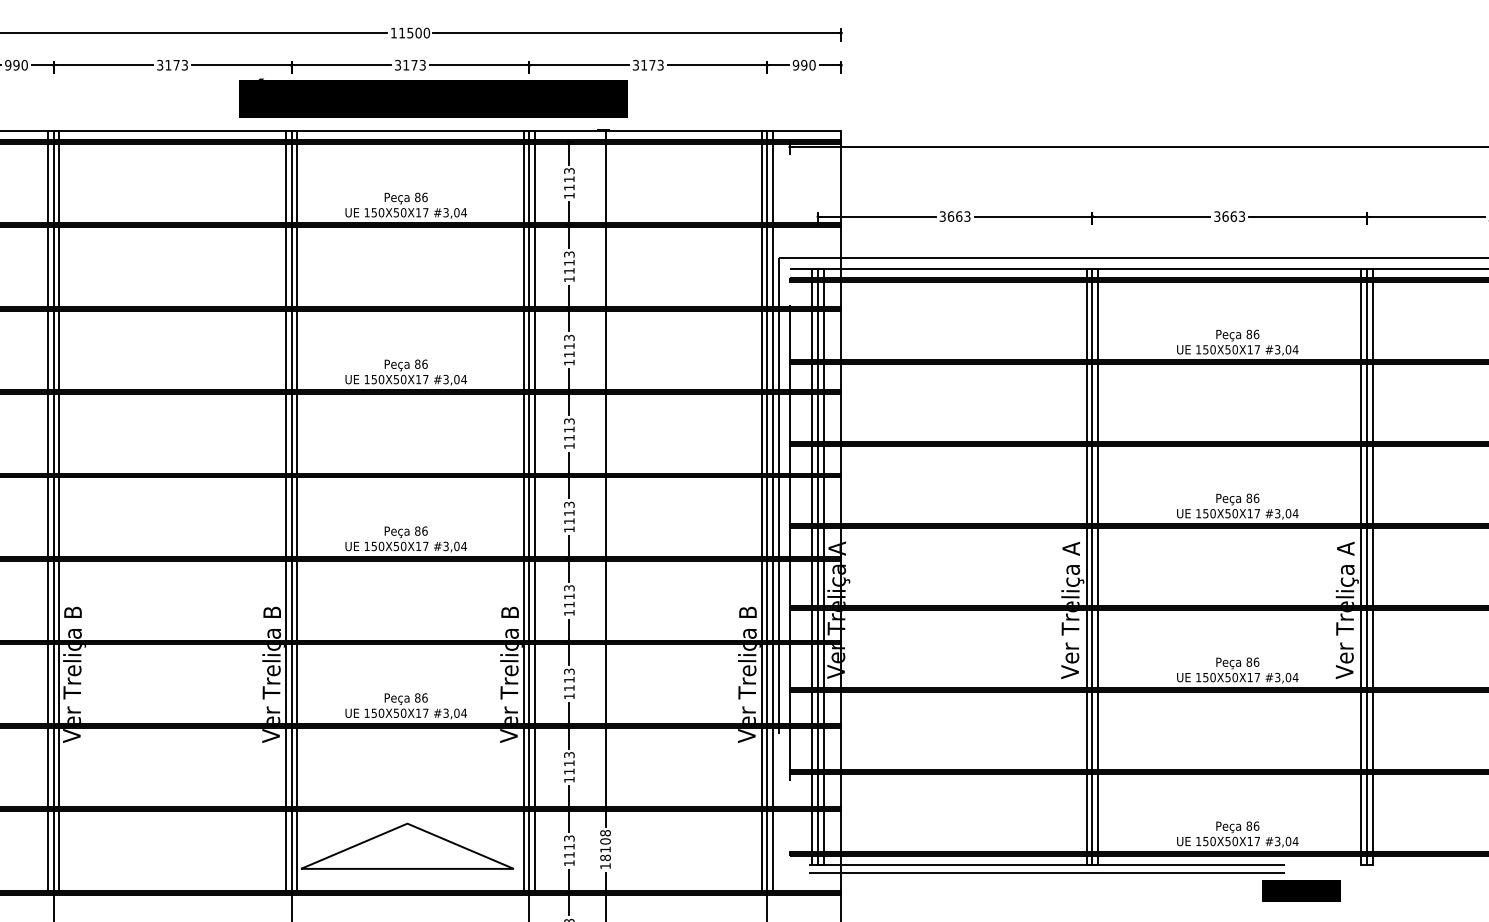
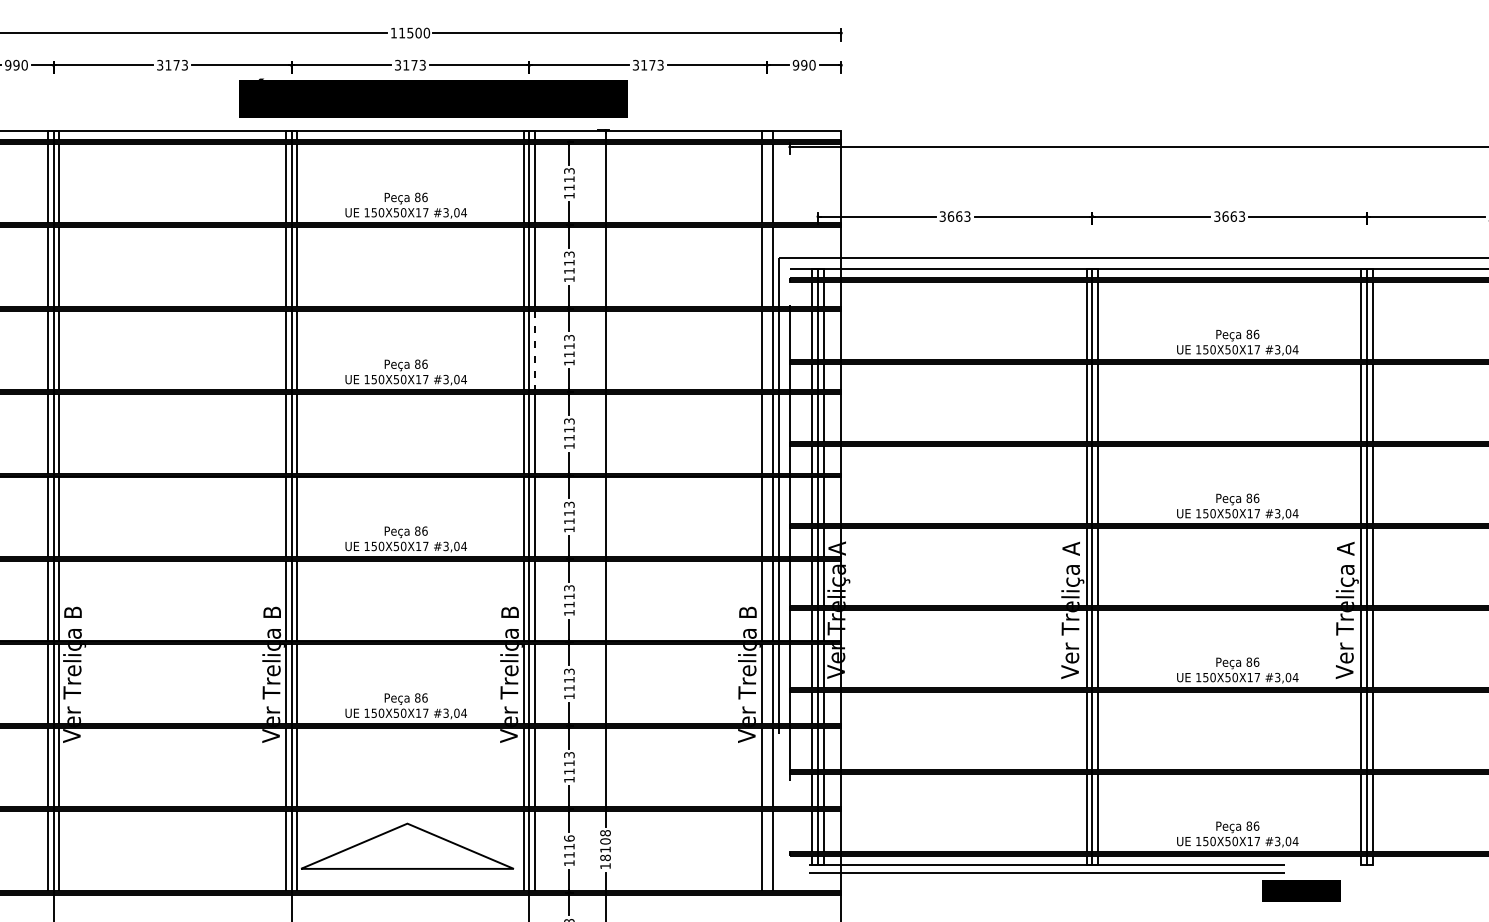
line: solid -> dashed (535, 350)
line: present -> none (767, 524)
text: 1113 -> 1116 (569, 838)
